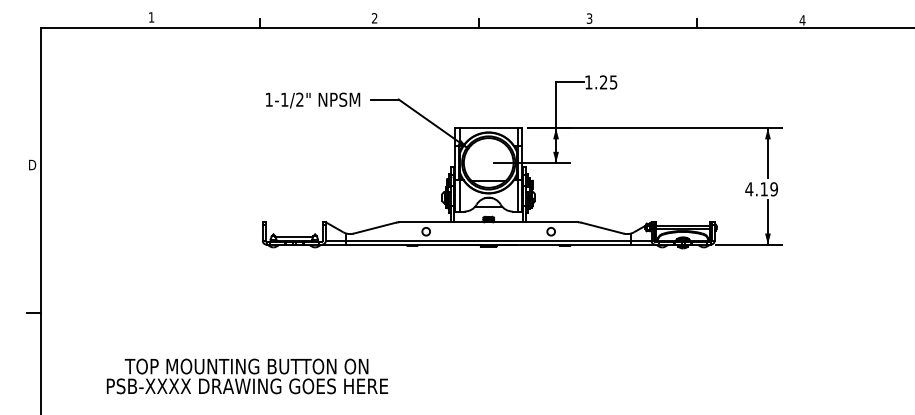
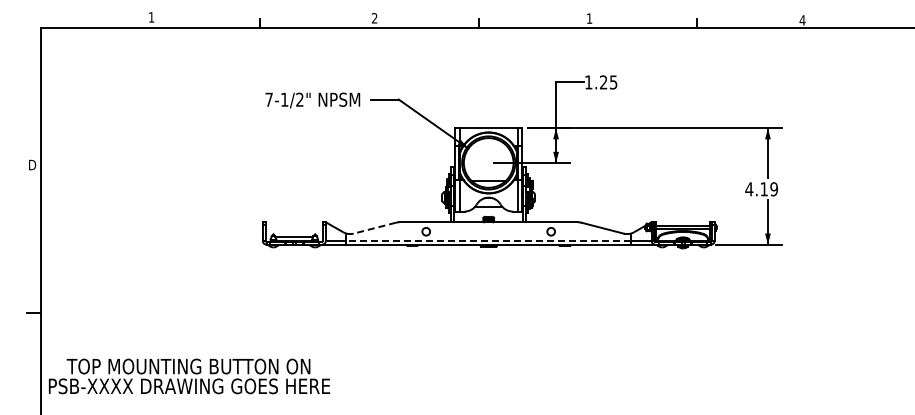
text: 3 -> 1 (589, 18)
text: 1-1/2" -> 7-1/2" (268, 99)
line: solid -> dashed (374, 228)
line: solid -> dashed (488, 240)
text position: (247, 376) -> (189, 376) (189, 376)
